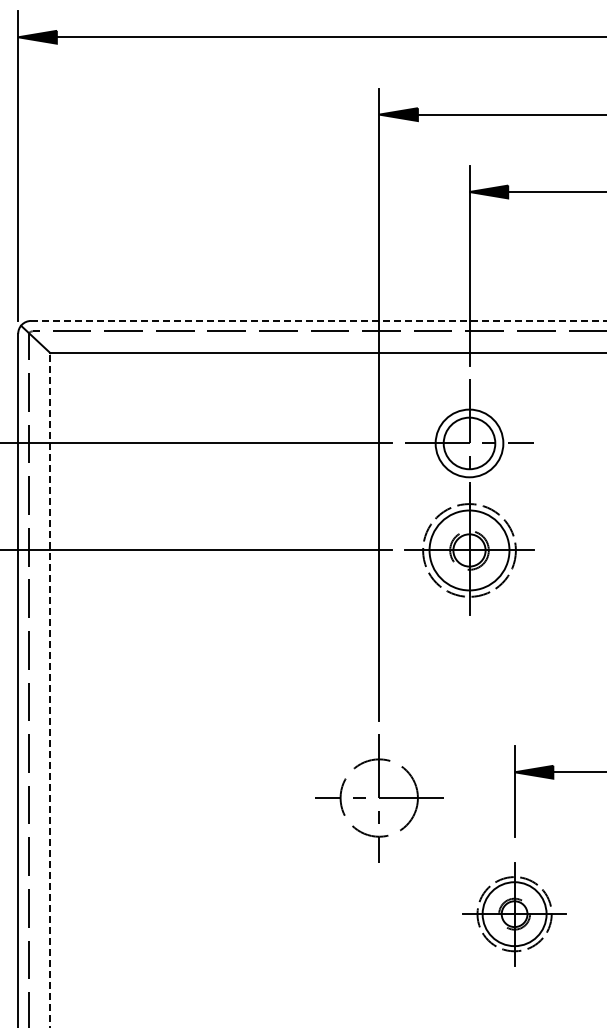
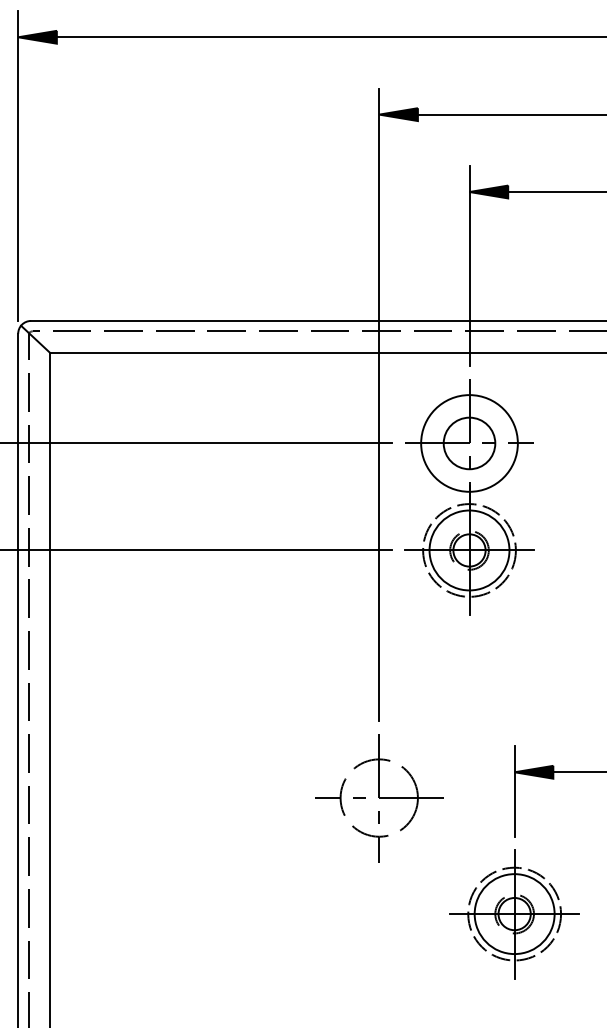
line: dashed -> solid (318, 320)
circle diameter: 68 px -> 97 px (469, 443)
line: dashed -> solid (50, 690)
part size: 105x105 px -> 131x131 px (514, 914)
